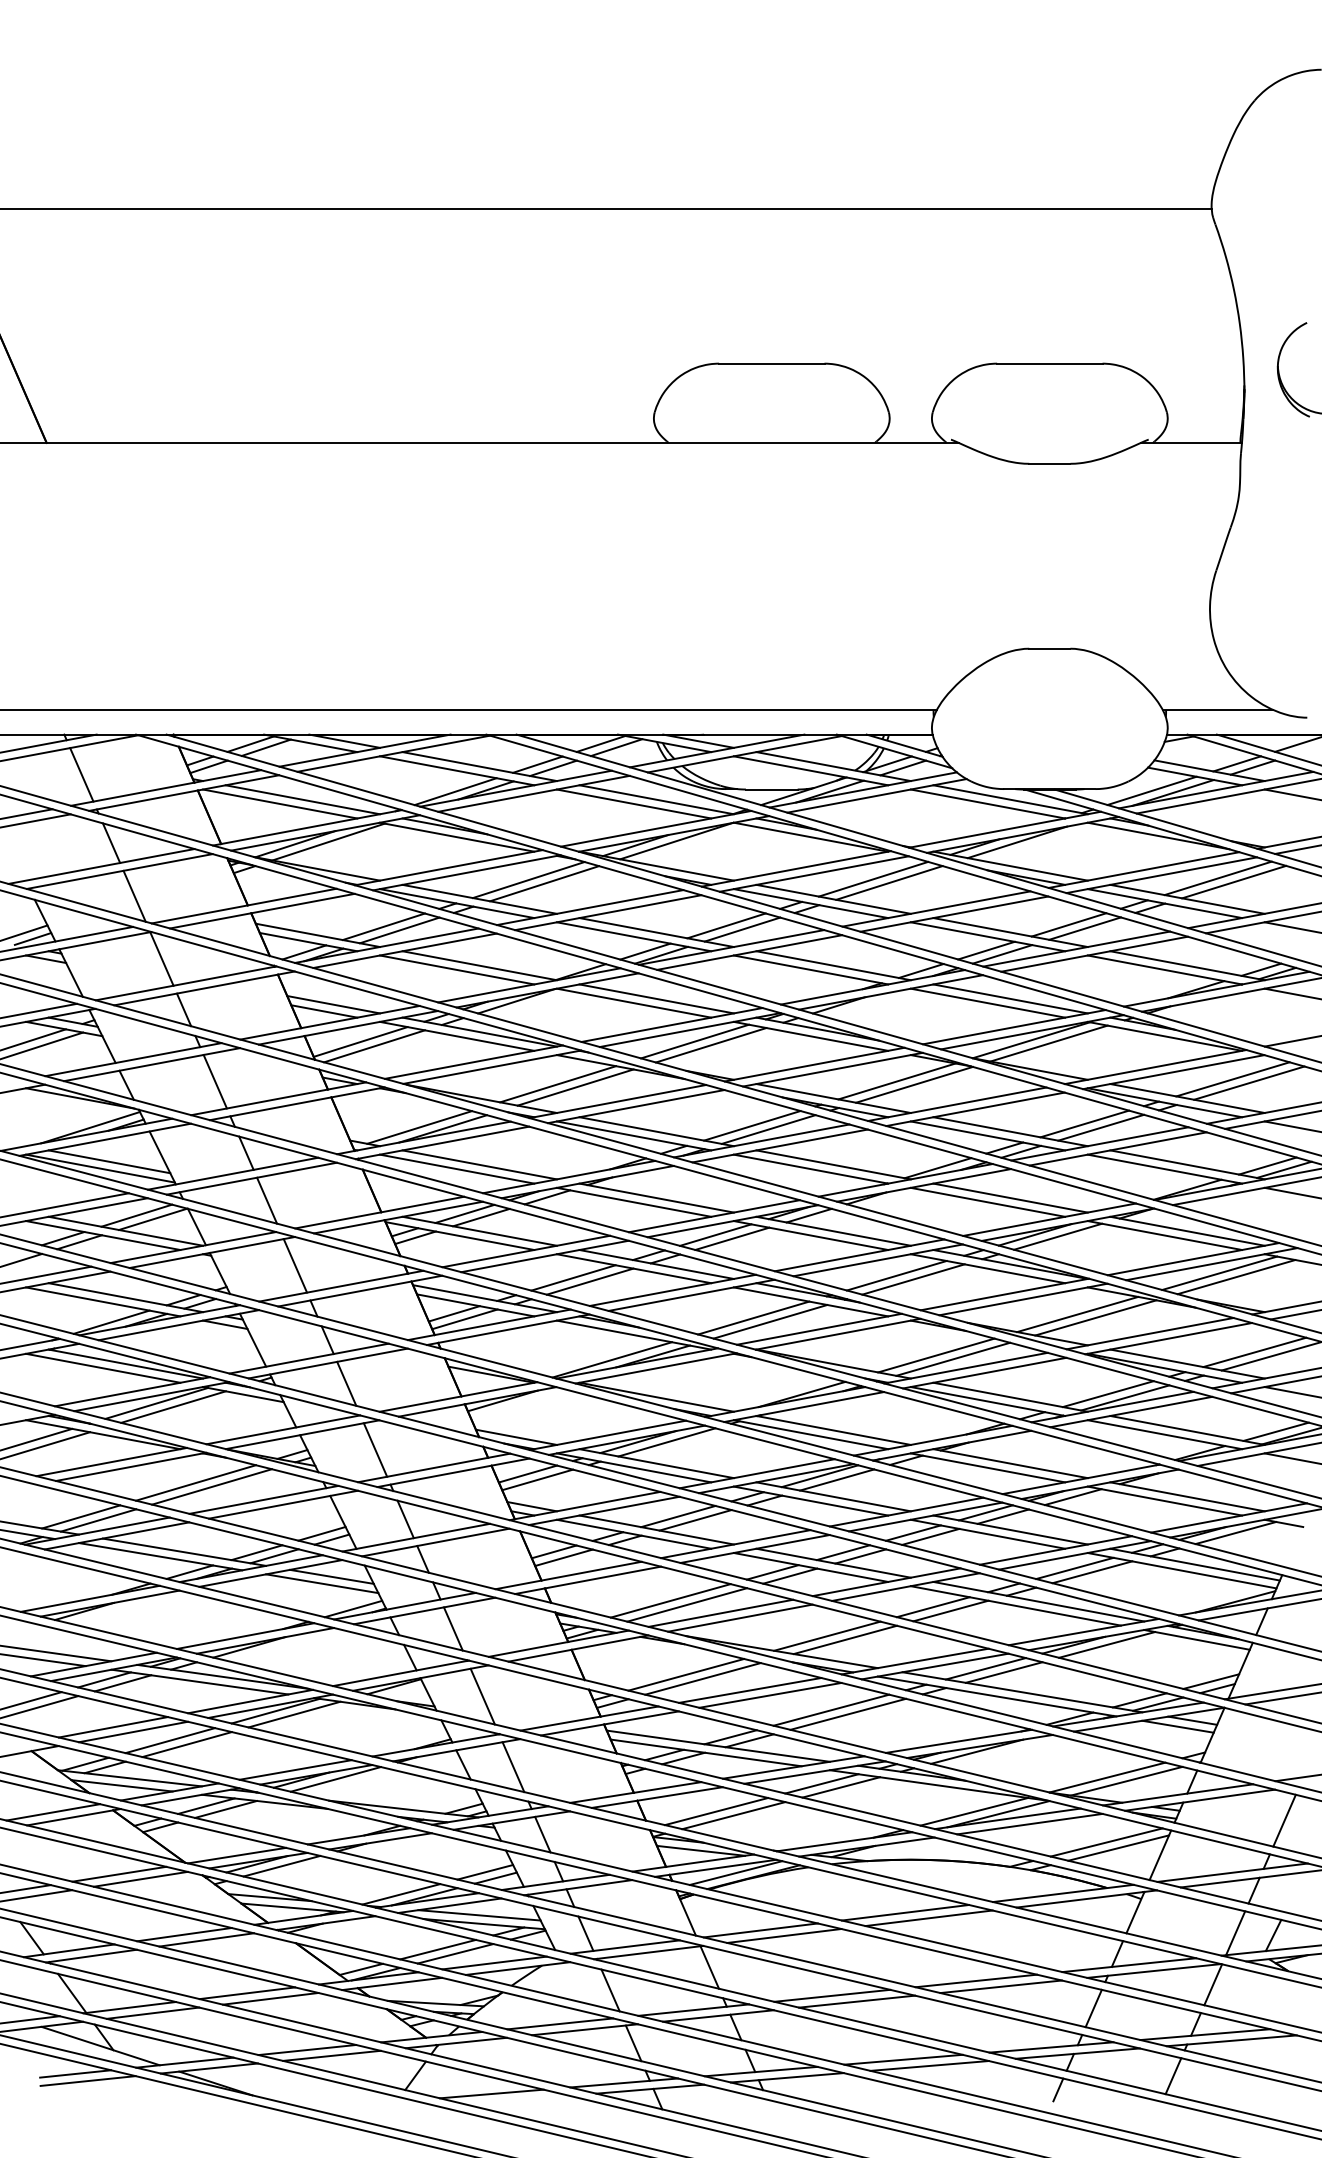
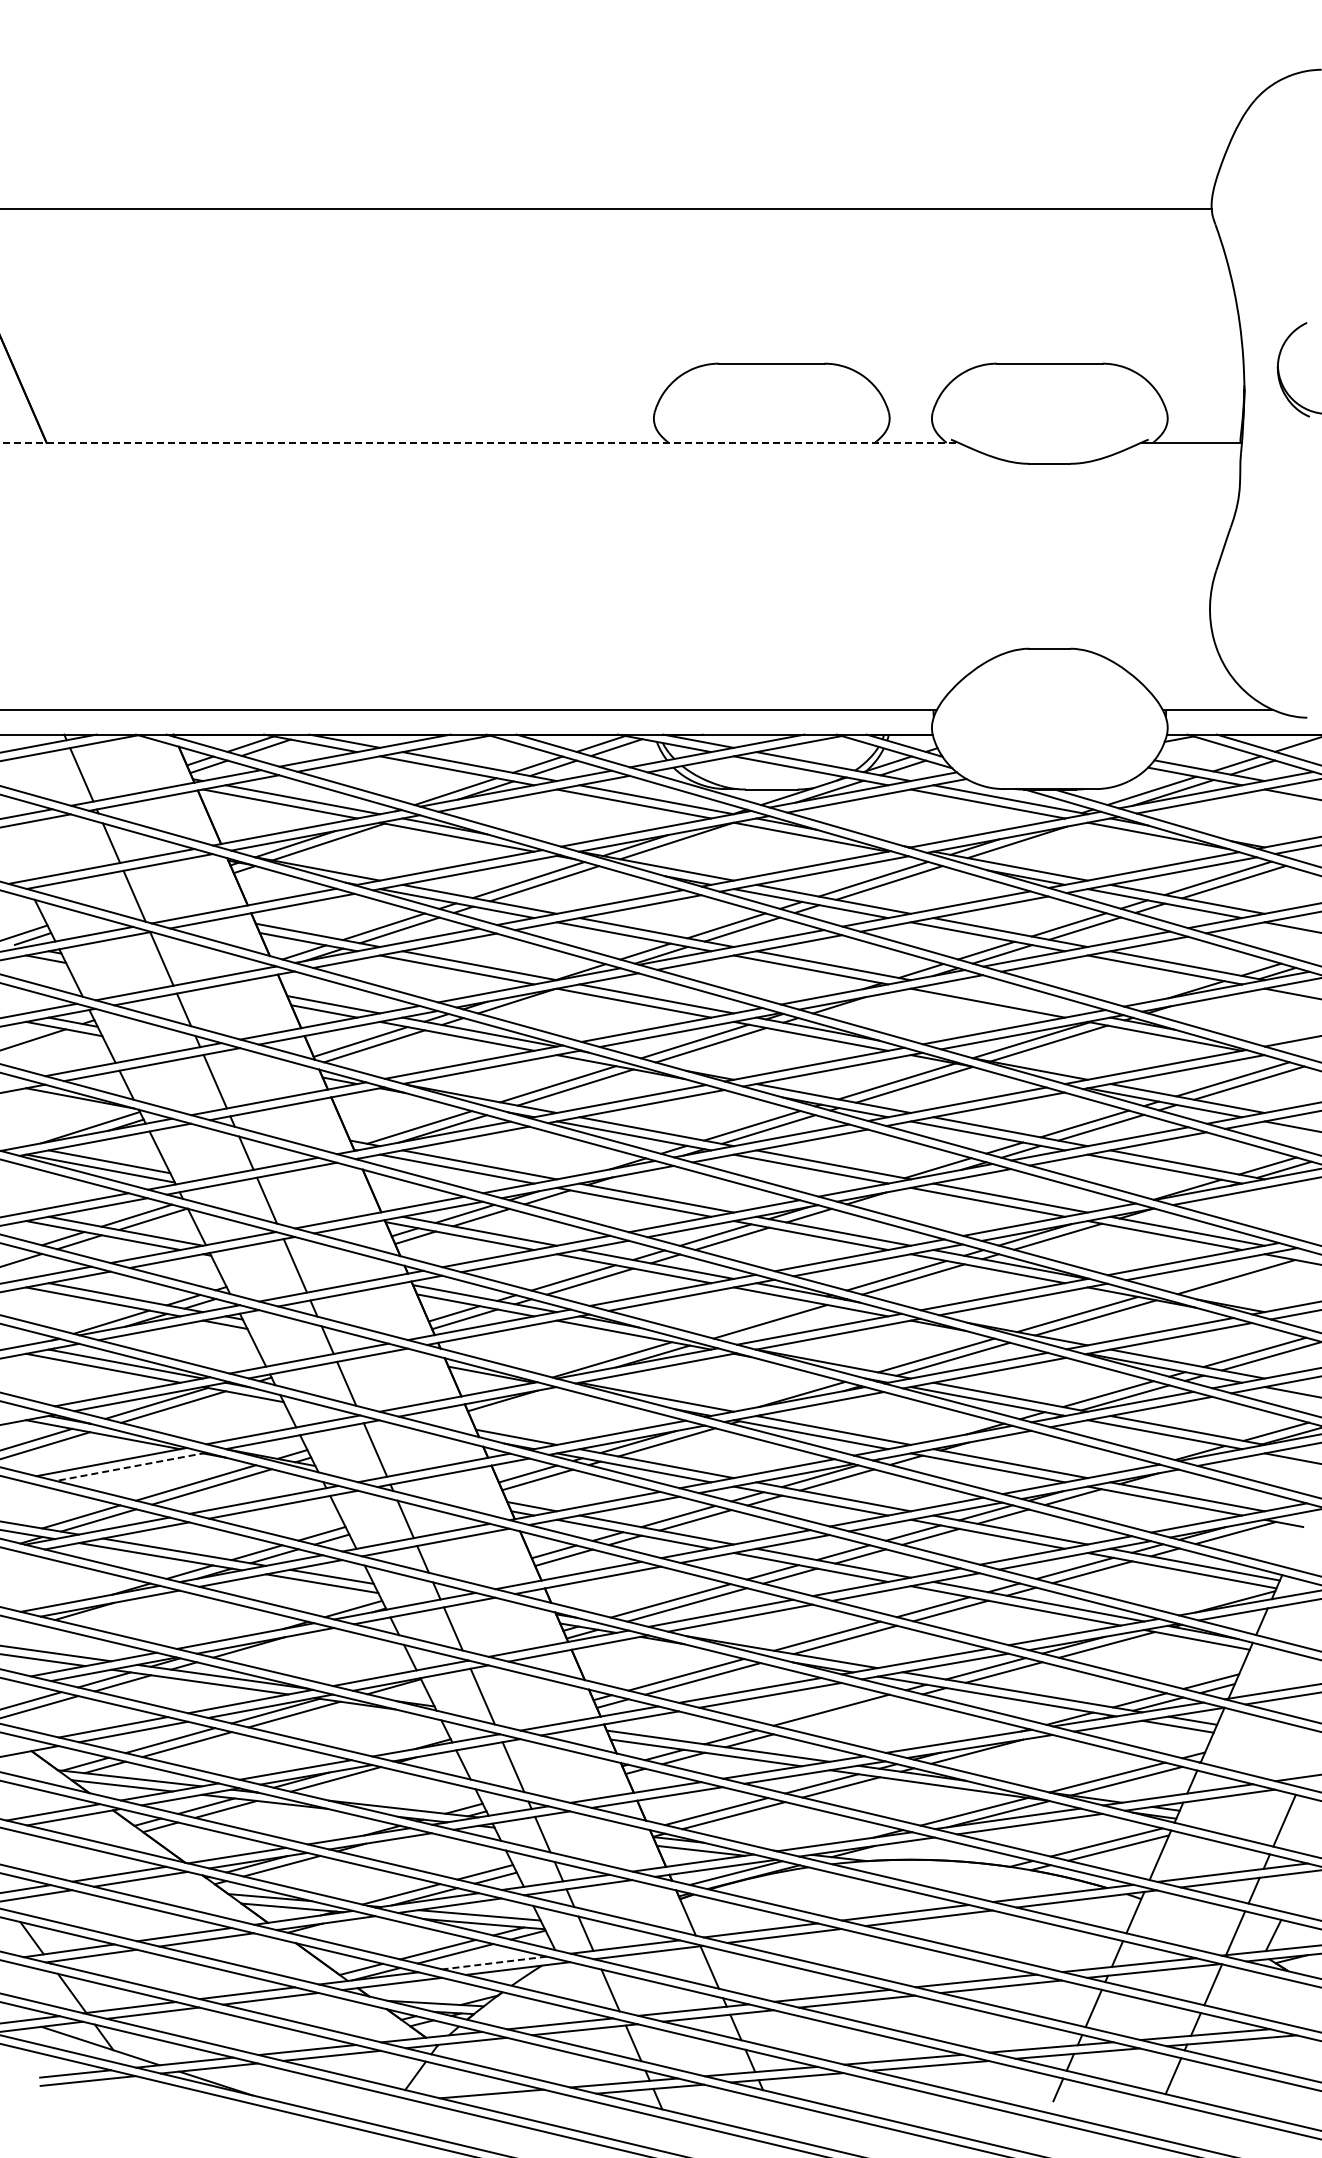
line: solid -> dashed (479, 442)
line: present -> none (1010, 998)
line: present -> none (42, 1045)
line: present -> none (1291, 1192)
line: present -> none (1219, 1272)
line: present -> none (753, 1317)
line: solid -> dashed (130, 1466)
line: present -> none (848, 1713)
line: solid -> dashed (494, 1963)
